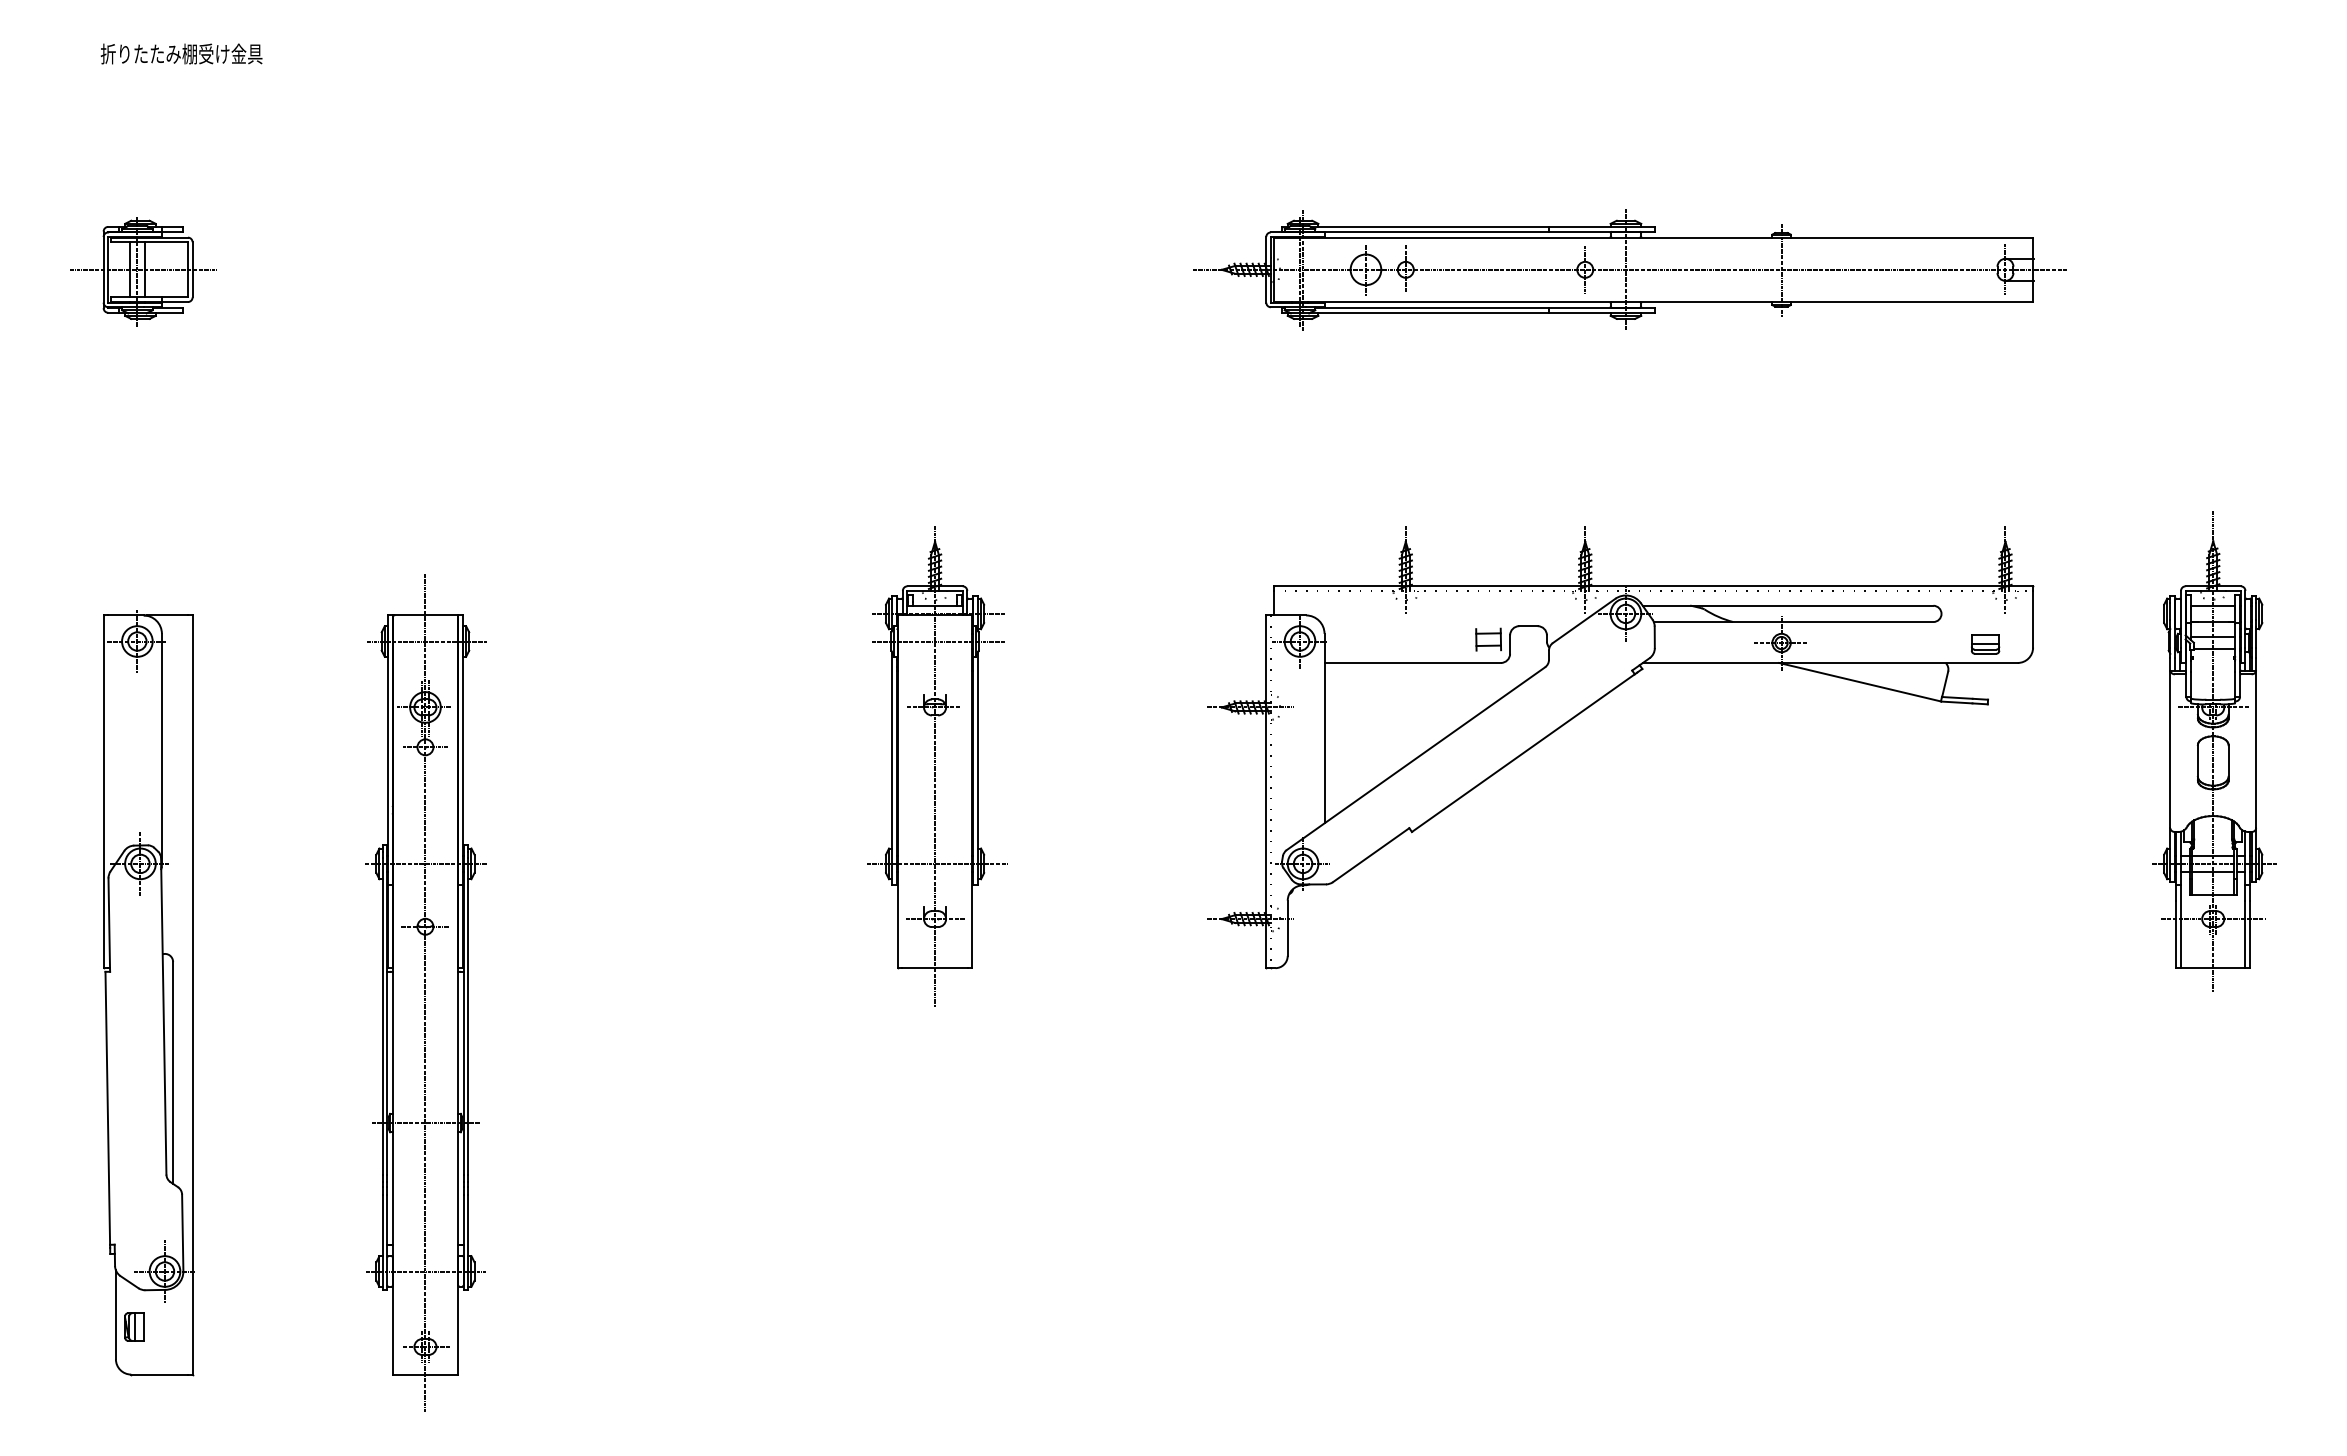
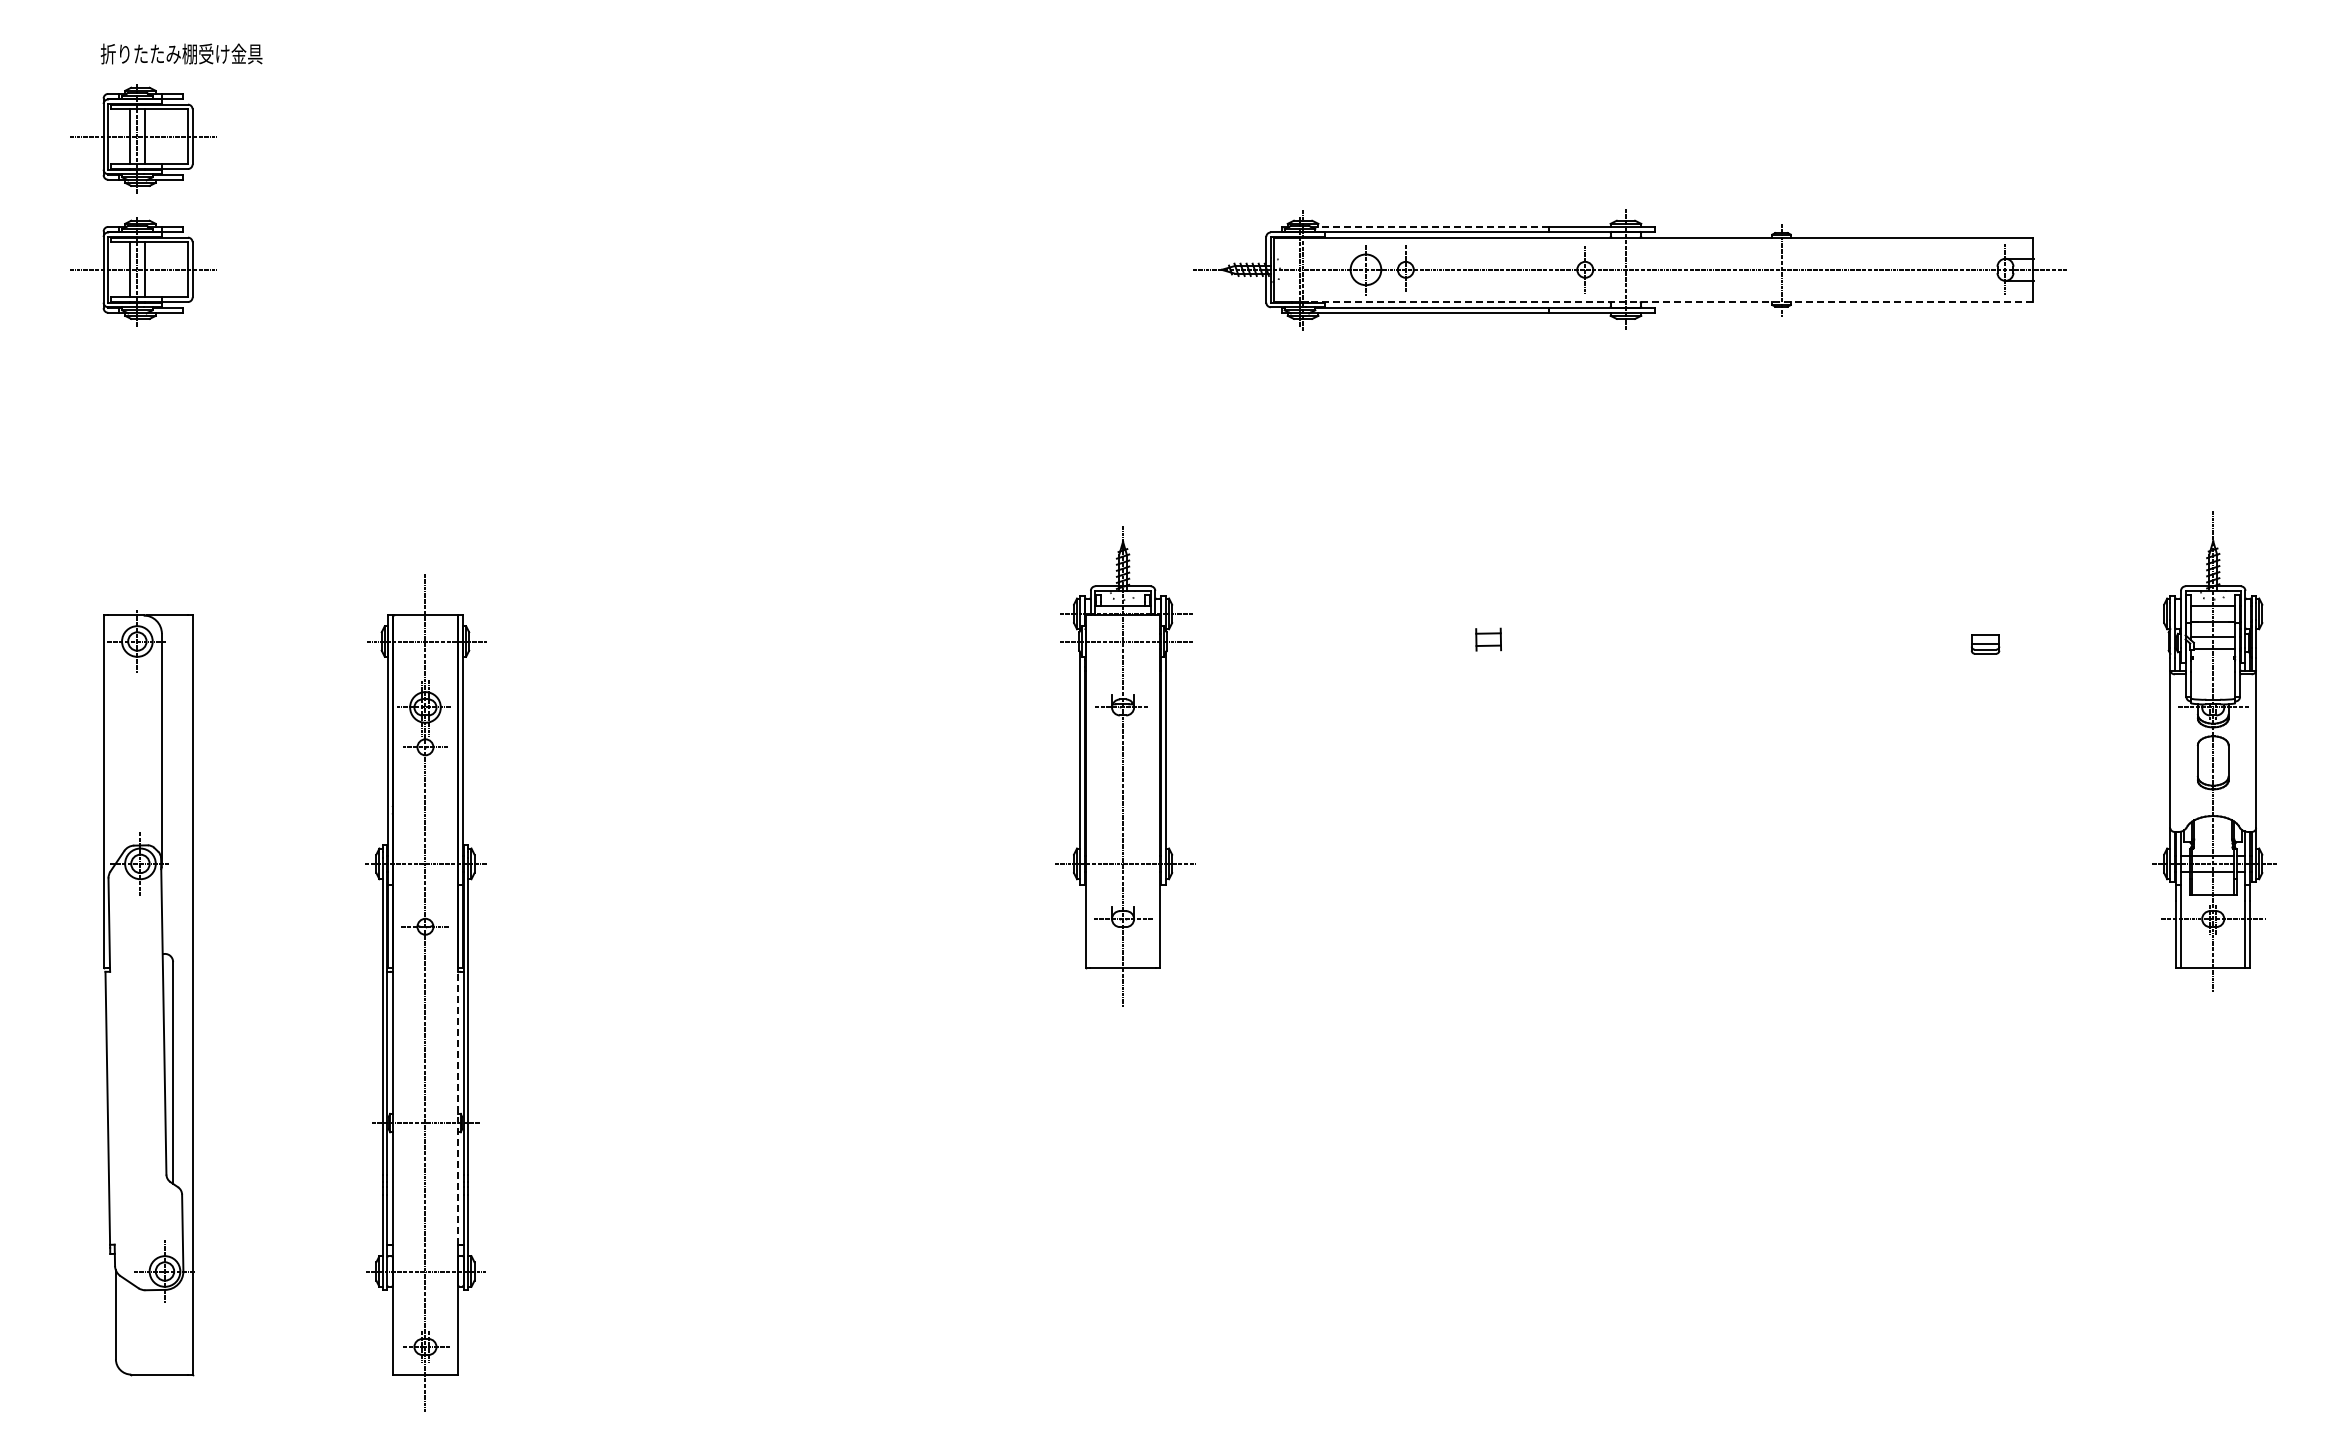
part: none -> present (143, 138)
line: solid -> dashed (1430, 226)
line: solid -> dashed (1670, 302)
part: present -> none (1591, 706)
part position: (937, 766) -> (1125, 766) (1125, 766)
line: solid -> dashed (457, 1108)
part: present -> none (134, 1326)
